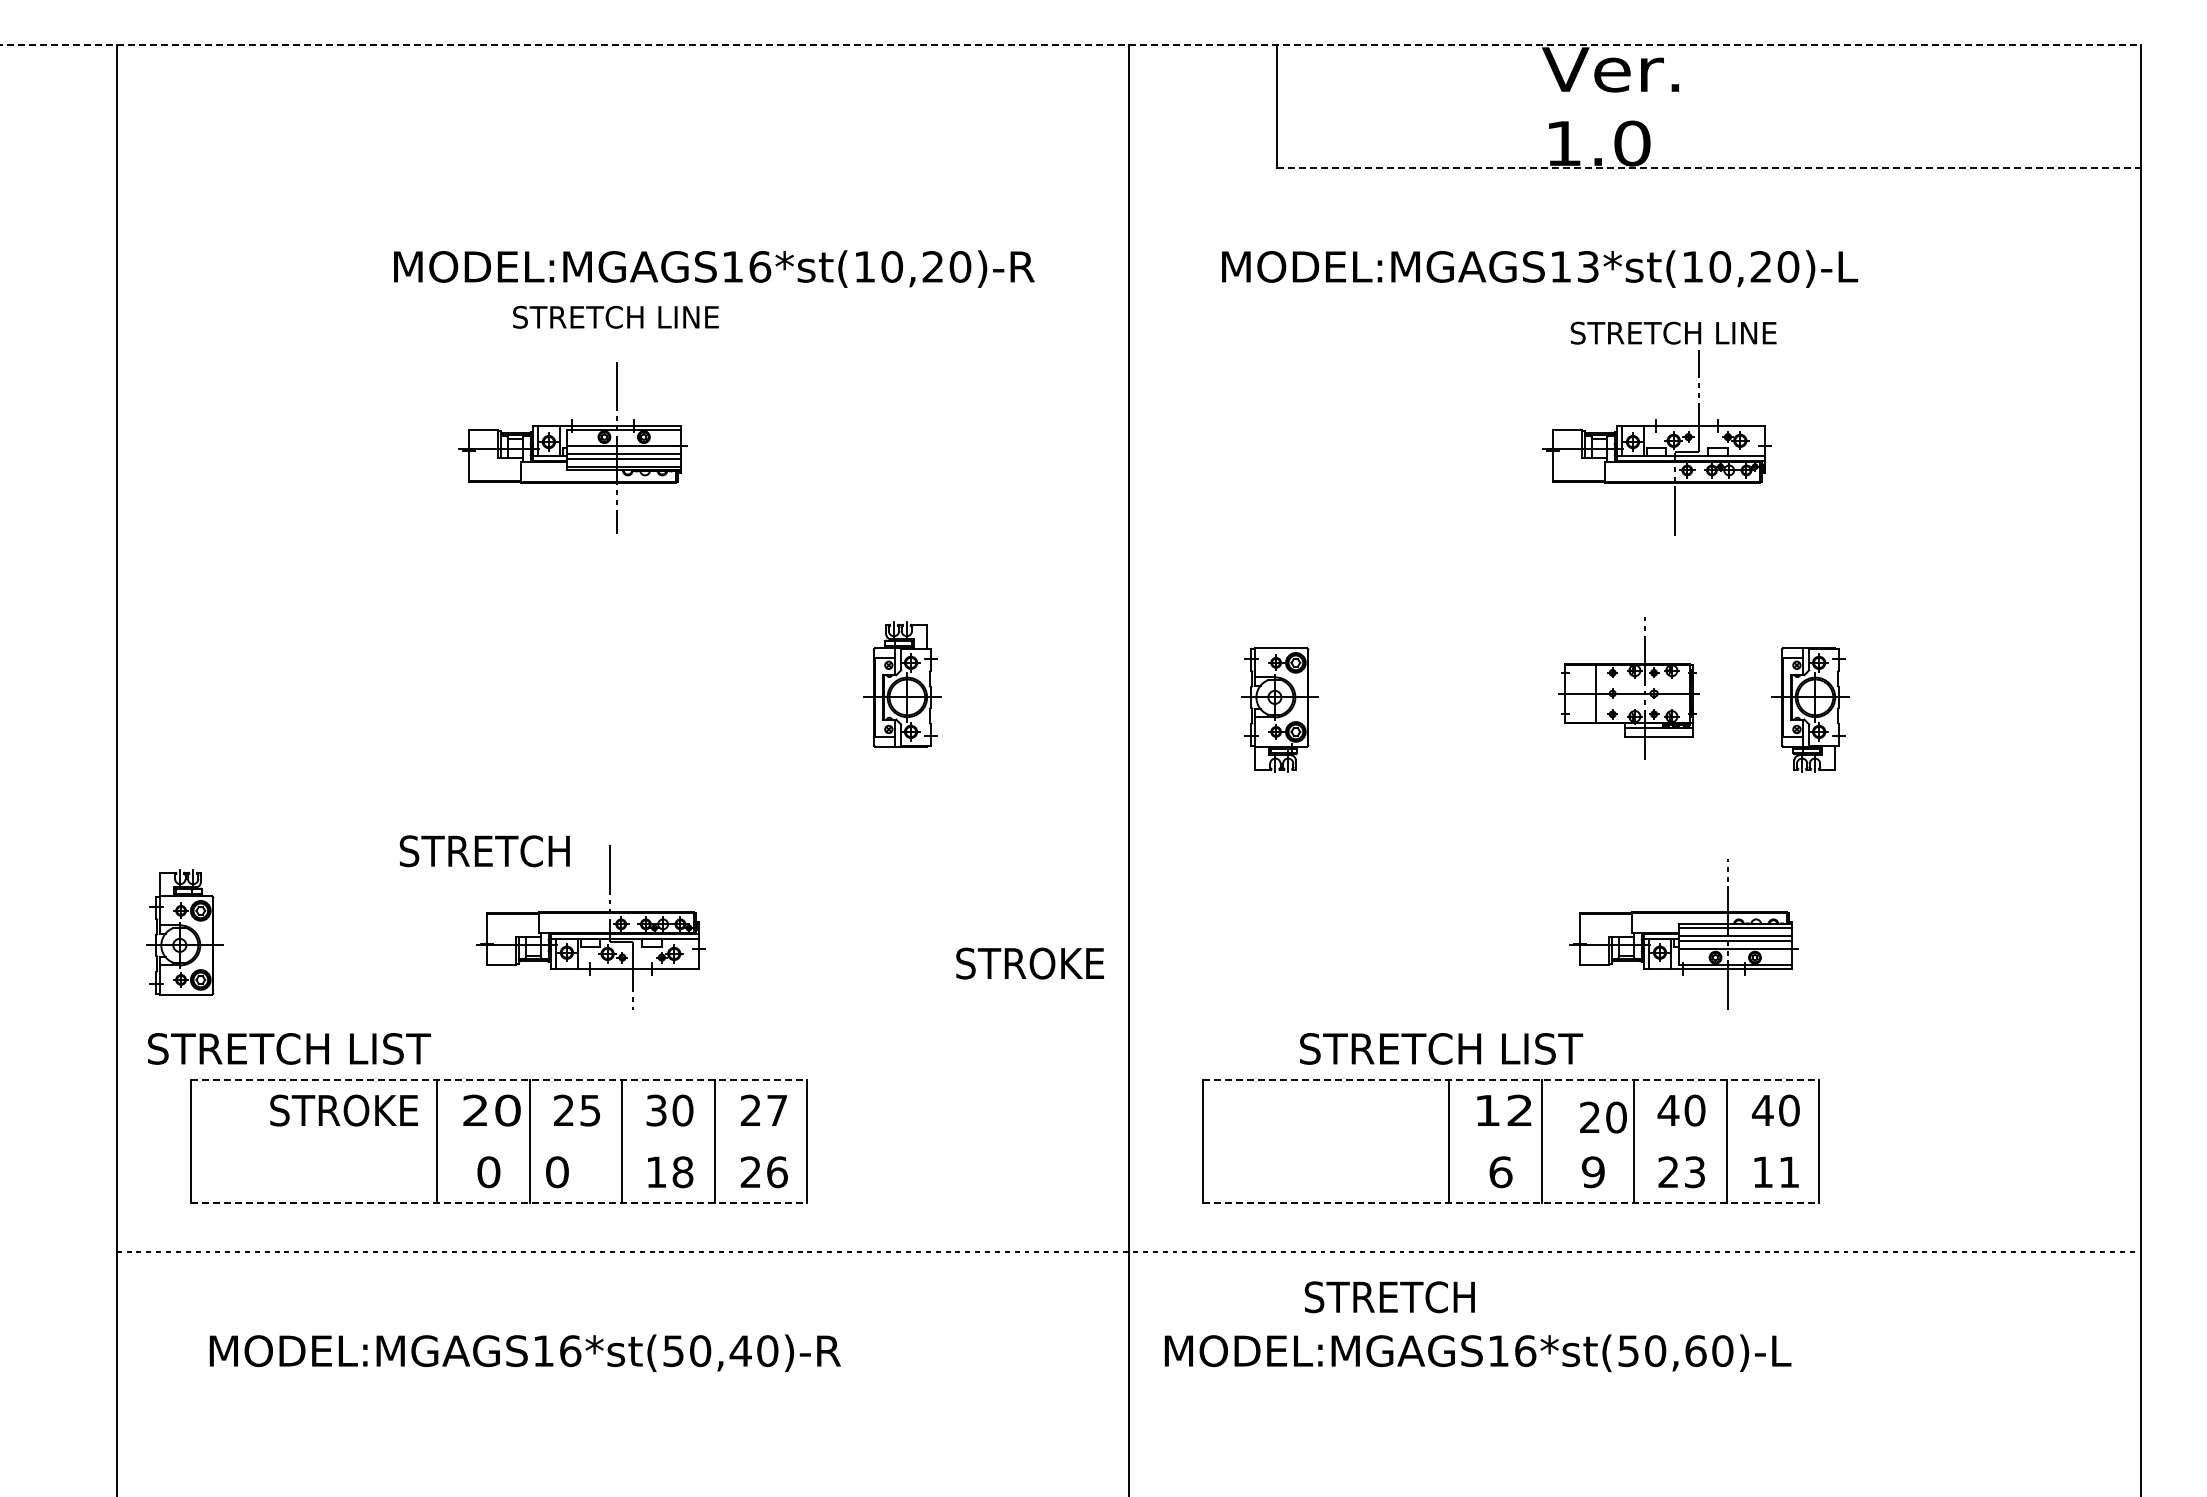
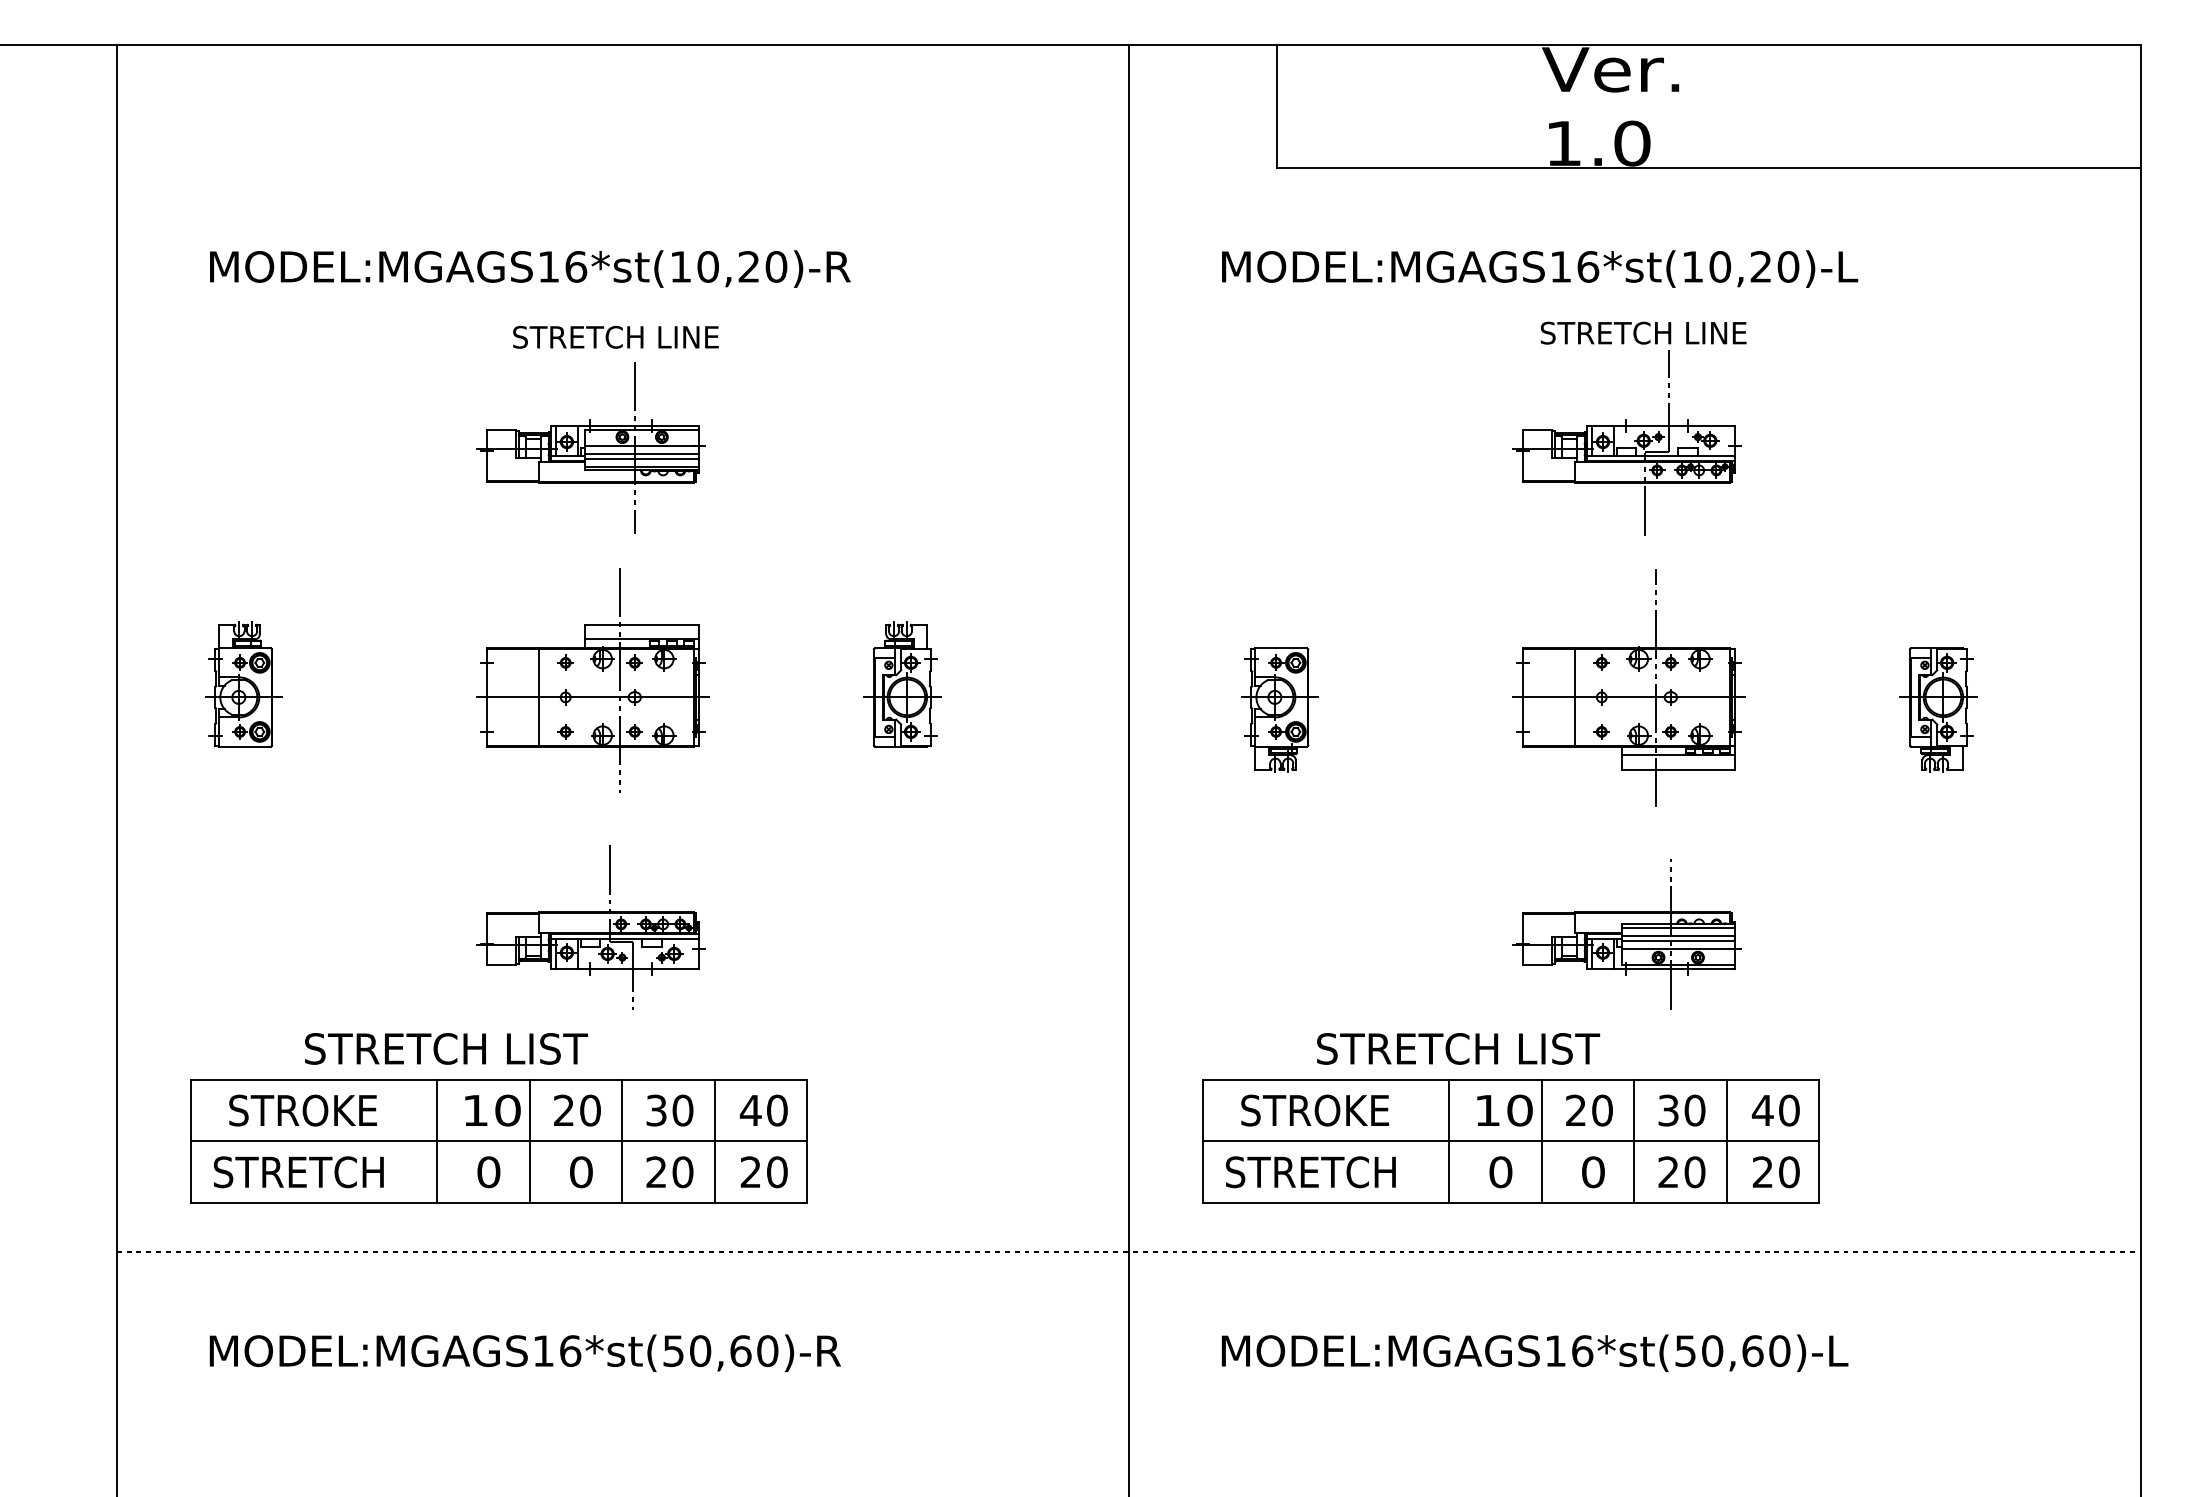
line: dashed -> solid (1071, 44)
line: dashed -> solid (1709, 168)
text: MODEL:MGAGS13*st(10,20)-L -> MODEL:MGAGS16*st(10,20)-L (1588, 266)
text position: (714, 268) -> (530, 268) (530, 268)
text position: (615, 316) -> (615, 336) (615, 336)
part position: (1659, 428) -> (1629, 428) (1629, 428)
part position: (572, 447) -> (590, 447) (590, 447)
part: none -> present (592, 680)
part size: 142x143 px -> 234x238 px (1628, 687)
part position: (1810, 709) -> (1938, 709) (1938, 709)
text position: (484, 851) -> (298, 1172) (298, 1172)
part position: (184, 932) -> (243, 684) (243, 684)
part position: (1683, 934) -> (1626, 934) (1626, 934)
text position: (1029, 963) -> (1314, 1110) (1314, 1110)
text position: (289, 1048) -> (446, 1048) (446, 1048)
text position: (1441, 1048) -> (1458, 1048) (1458, 1048)
line: dashed -> solid (499, 1079)
line: dashed -> solid (1511, 1079)
text: 20 -> 10 (475, 1109)
text position: (343, 1110) -> (302, 1110) (302, 1110)
text: 25 -> 20 (590, 1110)
text: 27 -> 40 (763, 1110)
text: 12 -> 10 (1519, 1110)
text: 40 -> 30 (1668, 1110)
text position: (1603, 1117) -> (1589, 1110) (1589, 1110)
line: none -> present (498, 1141)
line: none -> present (1510, 1141)
text: 18 -> 20 (669, 1171)
text position: (557, 1172) -> (581, 1172) (581, 1172)
text: 26 -> 20 (777, 1172)
text: 6 -> 0 (1500, 1172)
text: 9 -> 0 (1592, 1172)
text: 23 -> 20 (1694, 1172)
text: 11 -> 20 (1775, 1172)
line: dashed -> solid (499, 1203)
line: dashed -> solid (1511, 1203)
text position: (1389, 1297) -> (1310, 1172) (1310, 1172)
text: MODEL:MGAGS16*st(50,40)-R -> MODEL:MGAGS16*st(50,60)-R (740, 1351)
text position: (1477, 1353) -> (1534, 1353) (1534, 1353)
